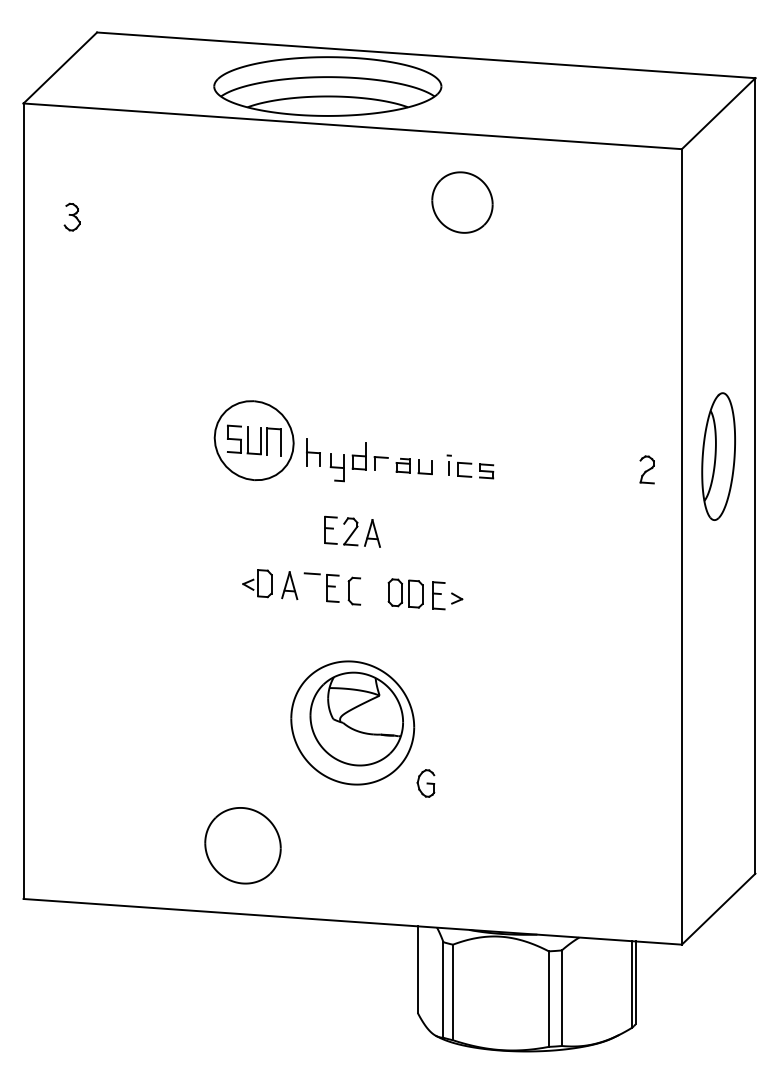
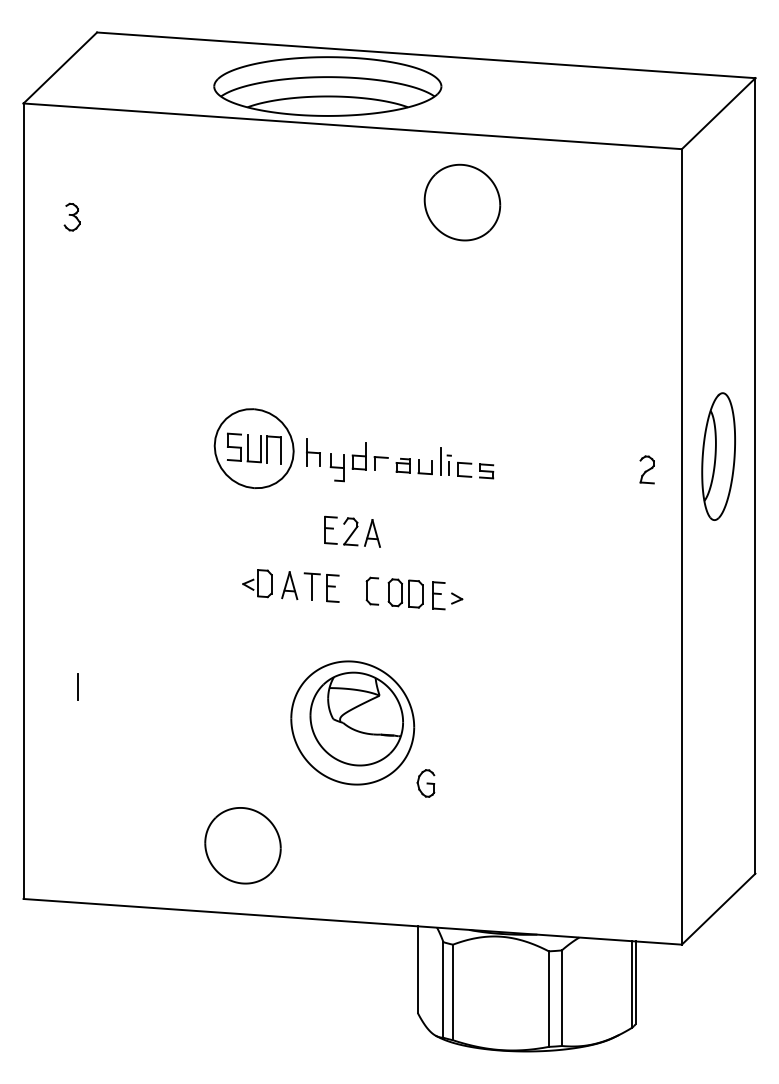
part size: 63x63 px -> 79x79 px (462, 202)
part position: (253, 440) -> (253, 448) (253, 448)
line: none -> present (440, 461)
line: none -> present (312, 586)
part position: (354, 590) -> (372, 590) (372, 590)
line: none -> present (78, 687)
